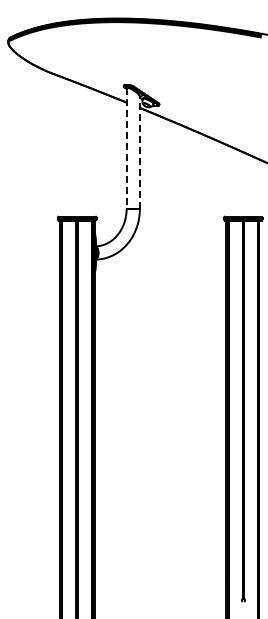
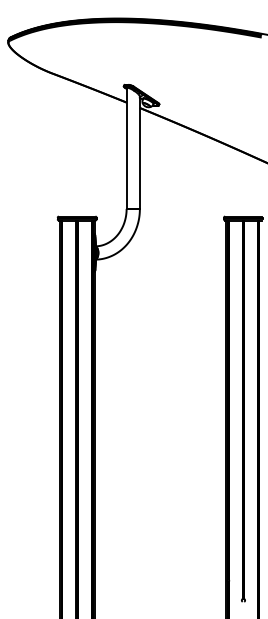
line: dashed -> solid (126, 149)
line: dashed -> solid (139, 152)
